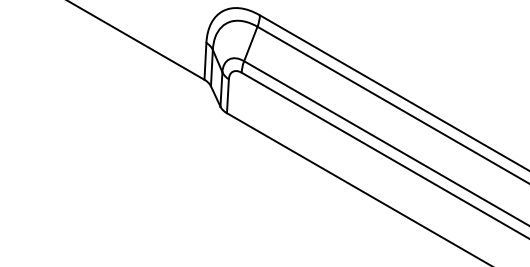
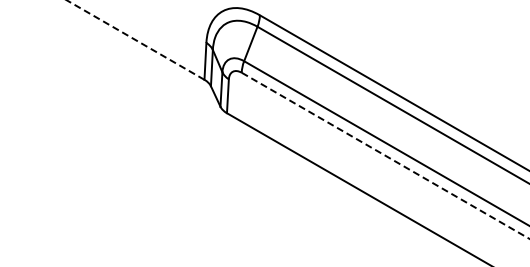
line: solid -> dashed (135, 39)
line: solid -> dashed (386, 156)
